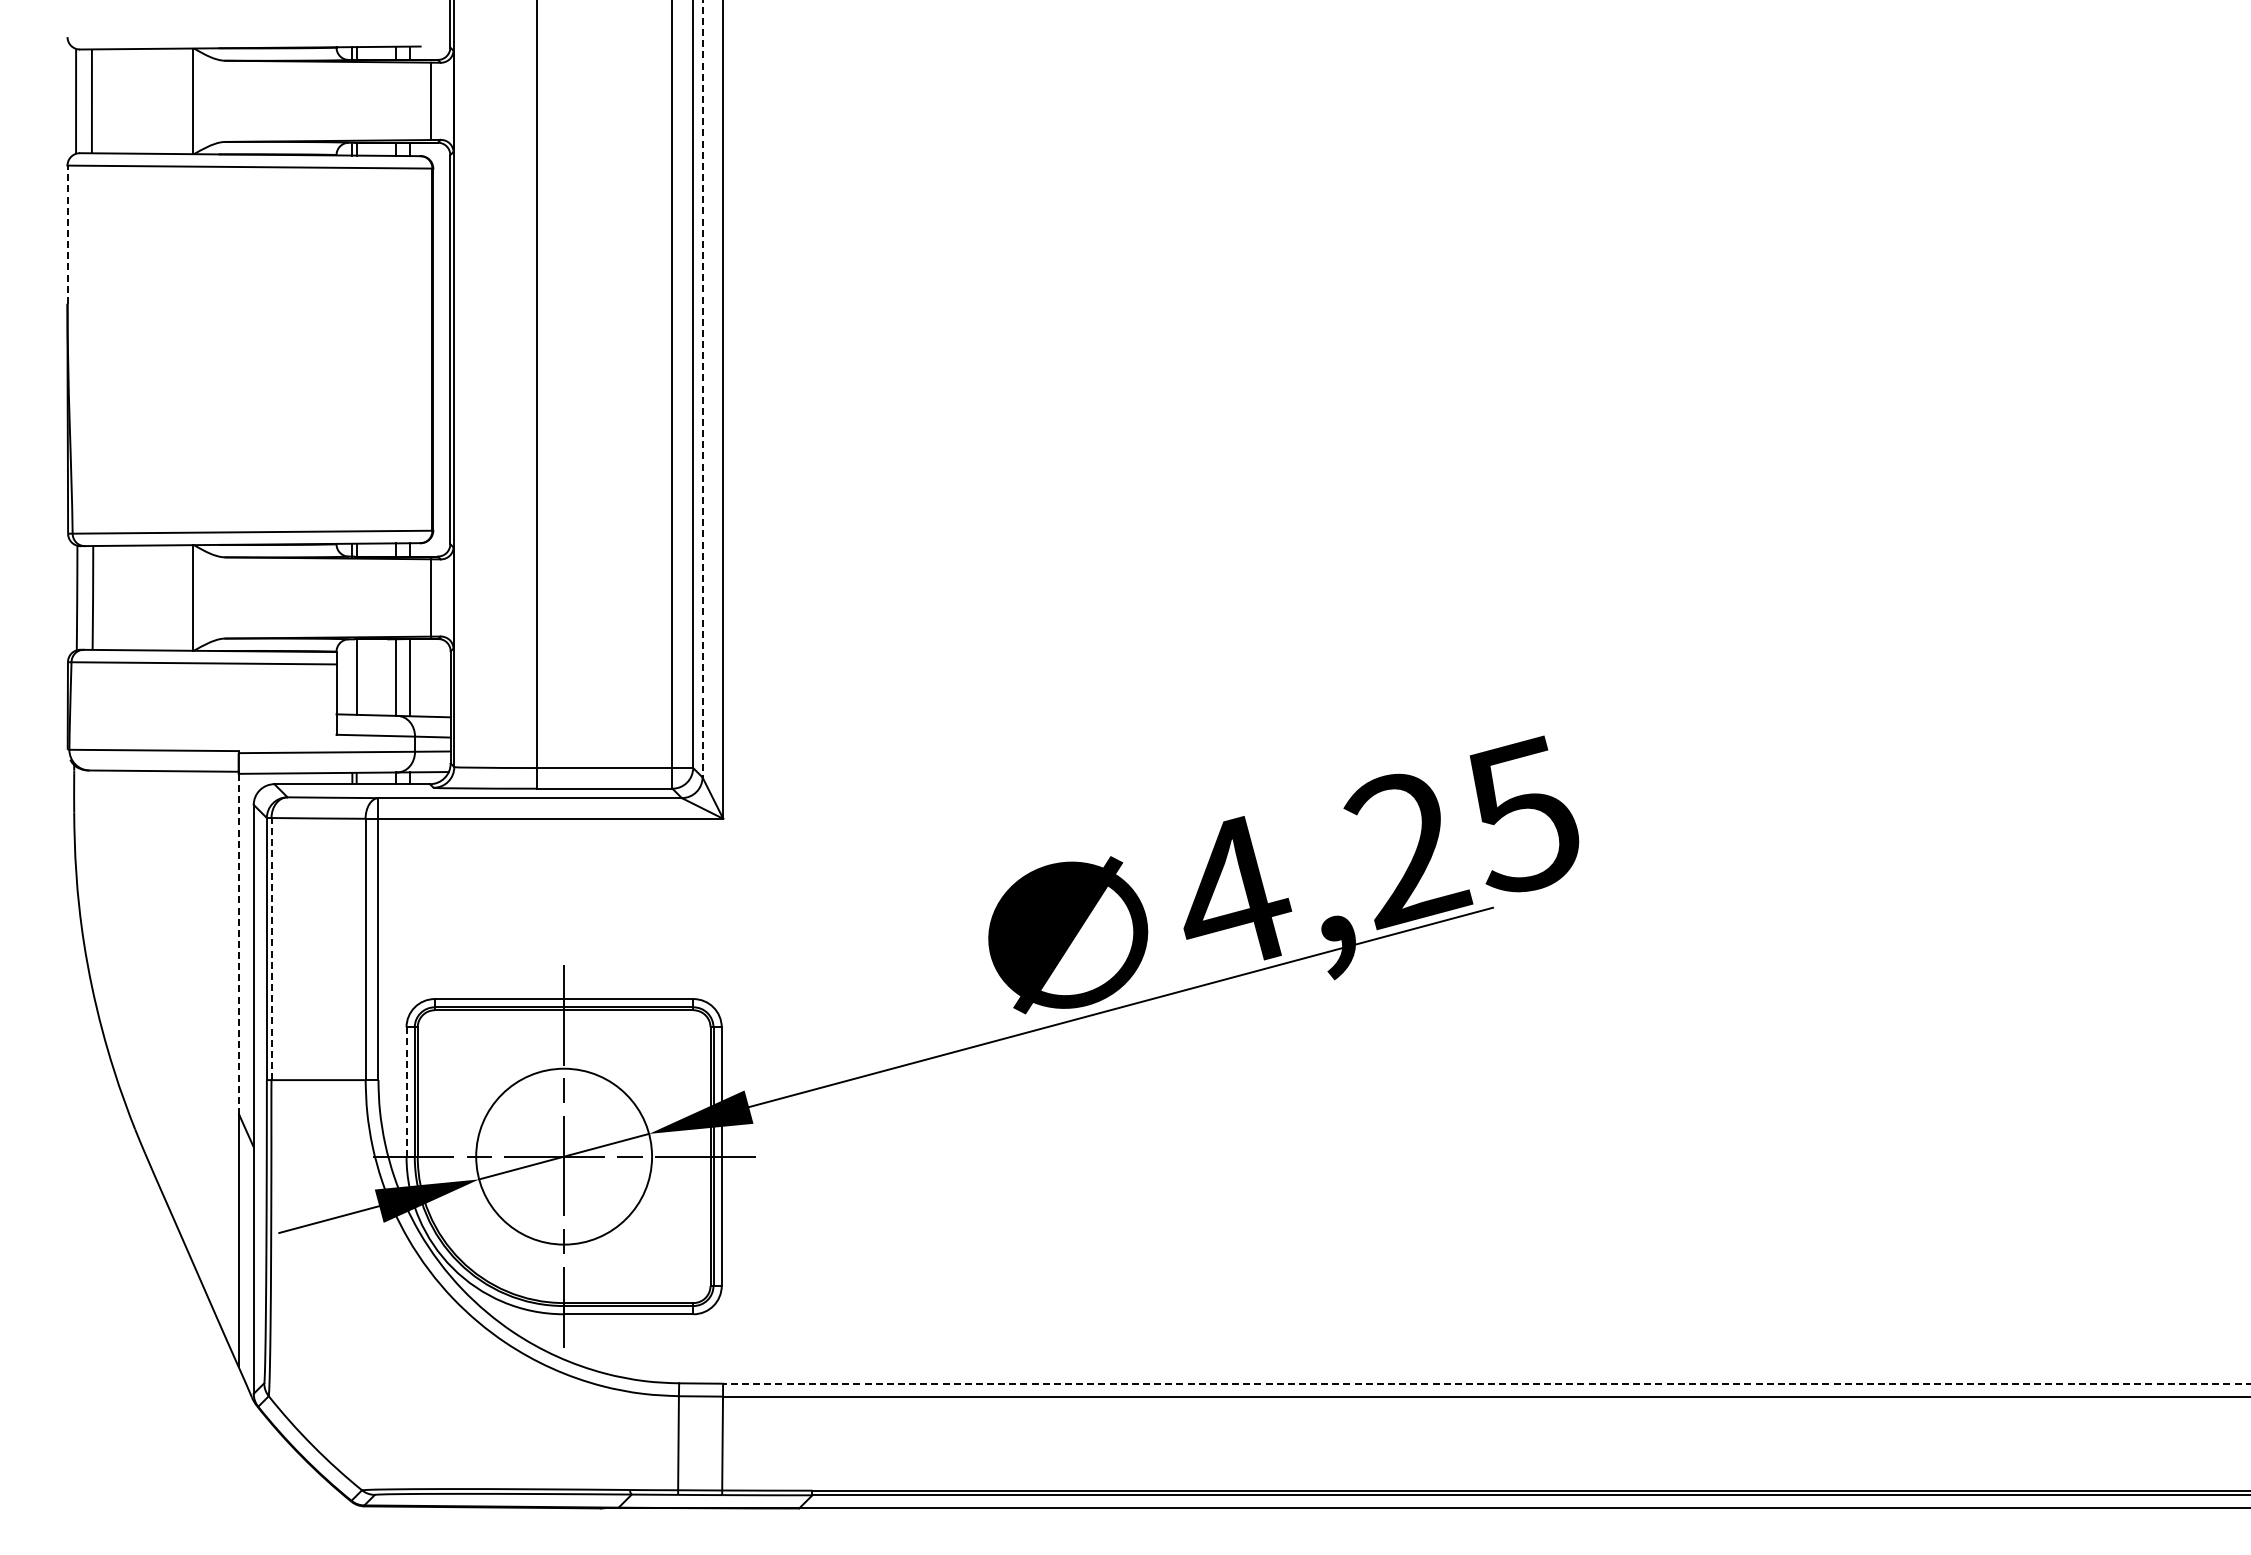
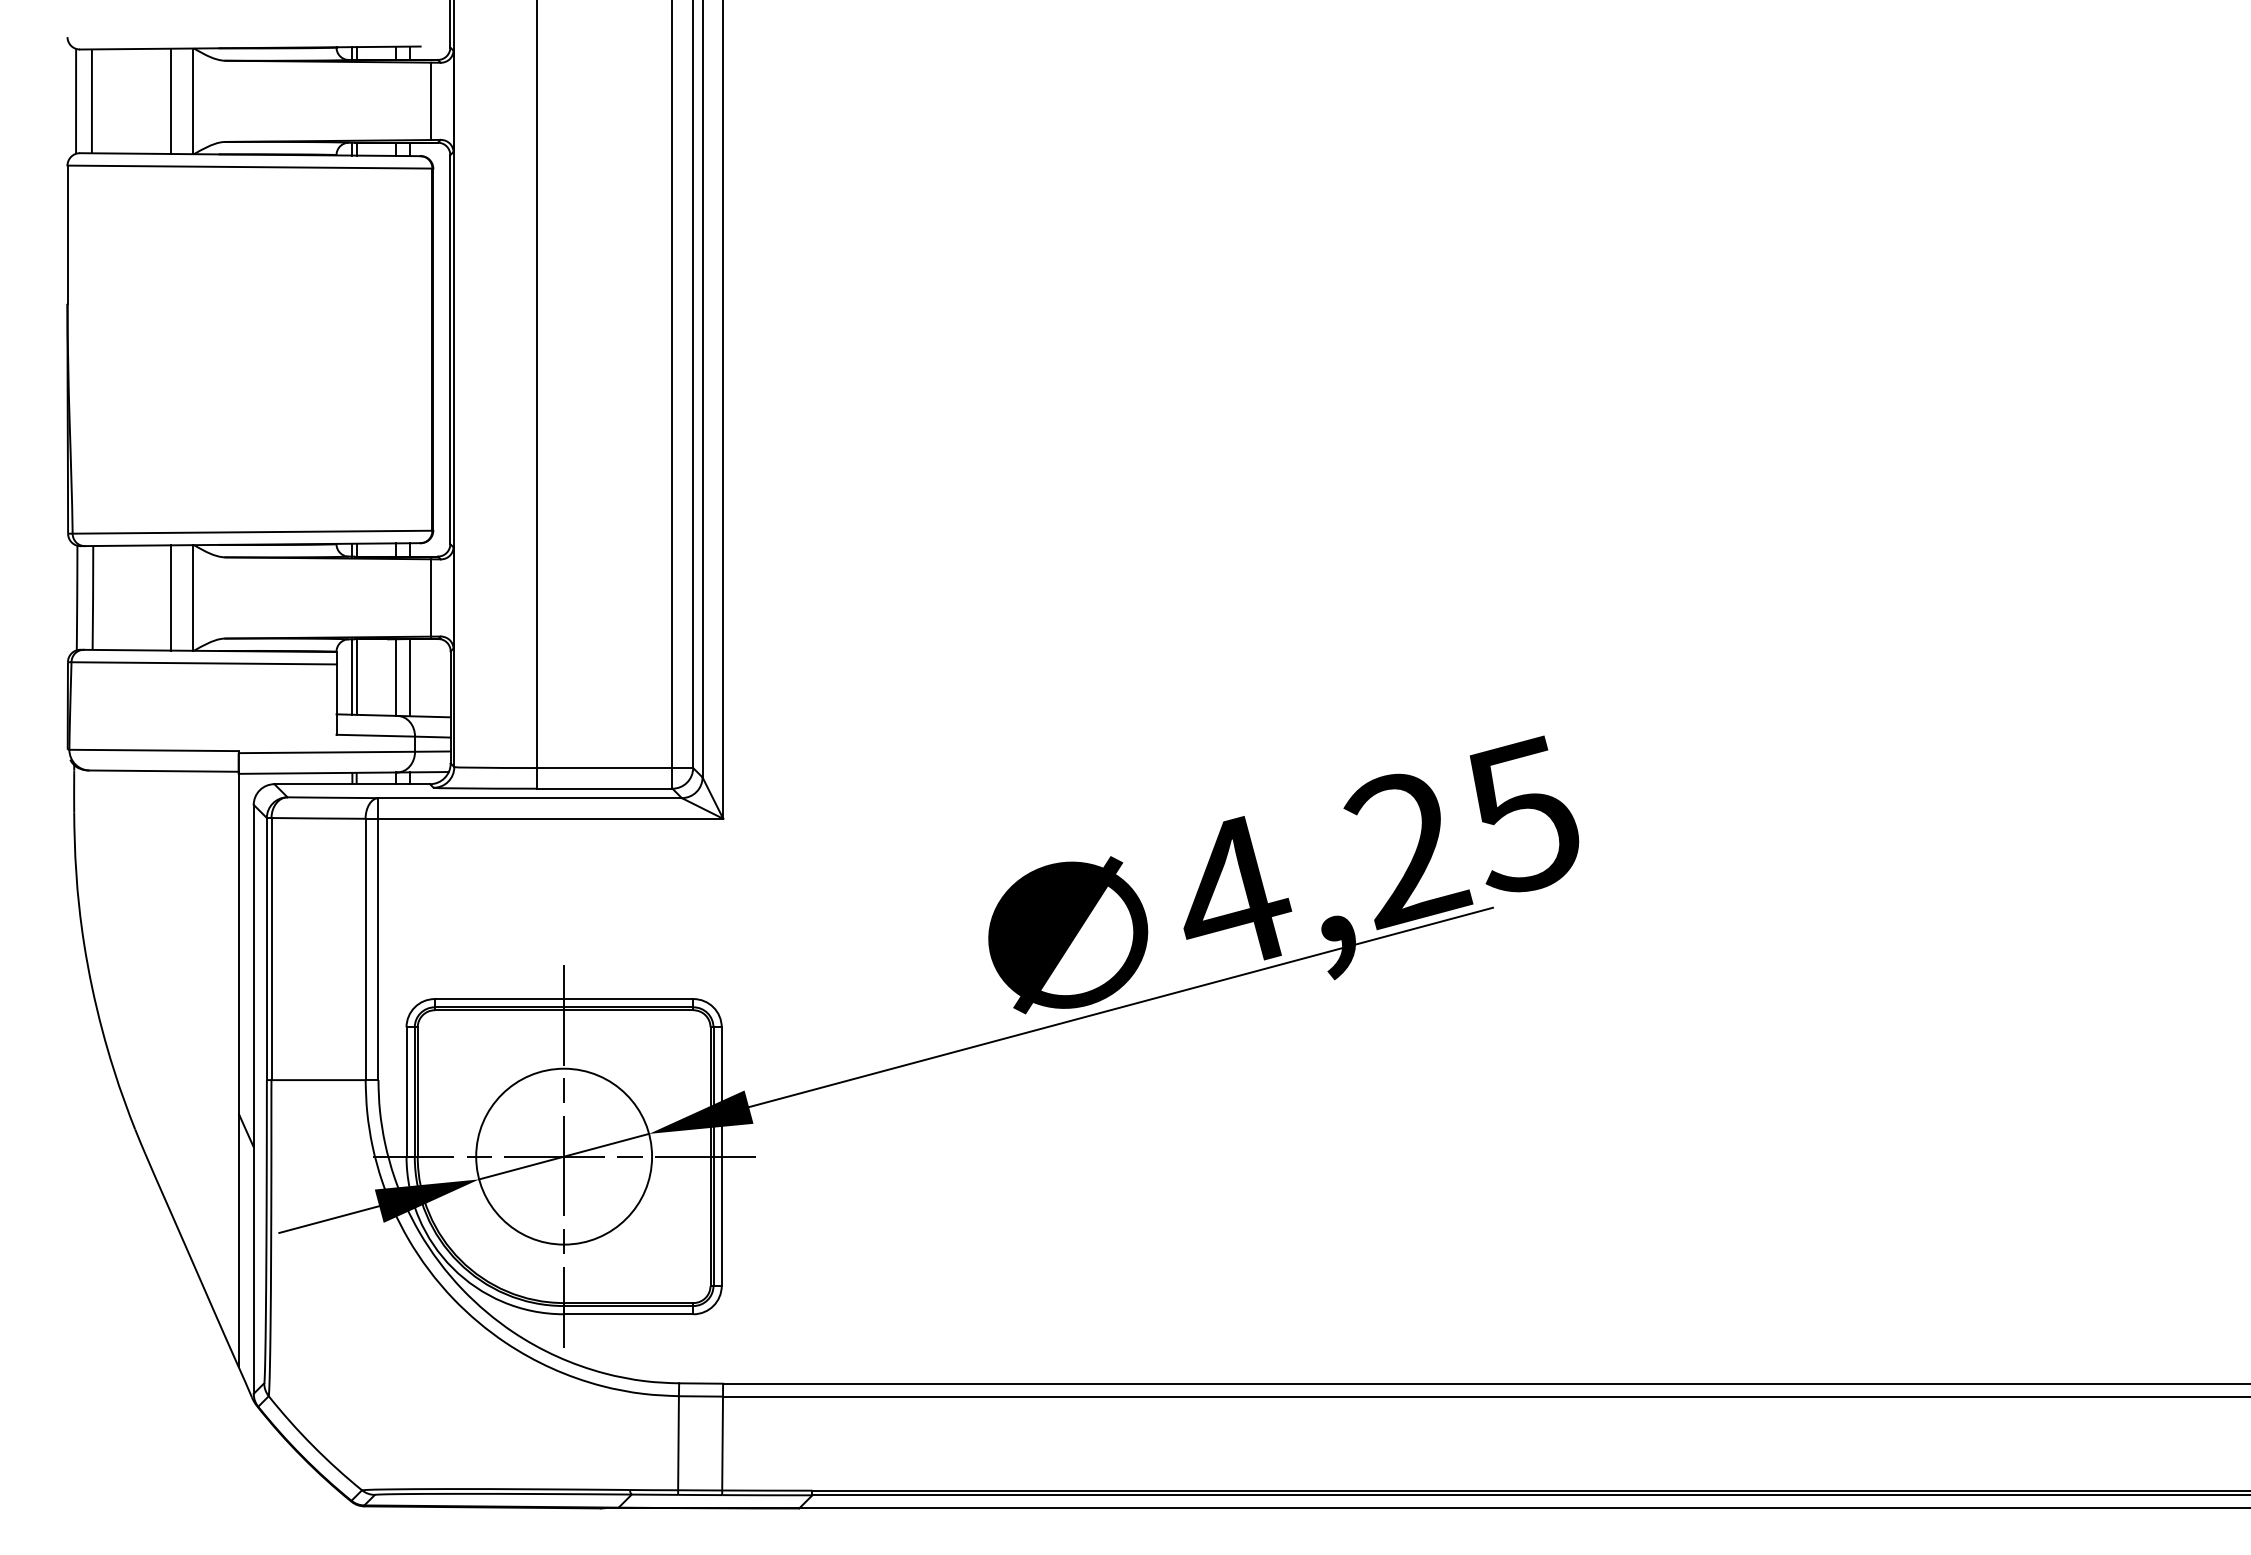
line: none -> present (170, 100)
line: dashed -> solid (67, 234)
line: dashed -> solid (702, 389)
line: none -> present (170, 597)
line: none -> present (352, 676)
line: dashed -> solid (238, 943)
line: dashed -> solid (271, 948)
line: dashed -> solid (406, 1092)
line: dashed -> solid (1486, 1383)
